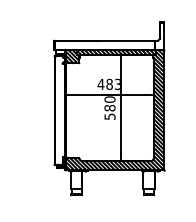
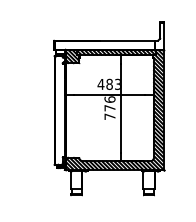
text: 580 -> 776 (109, 107)
